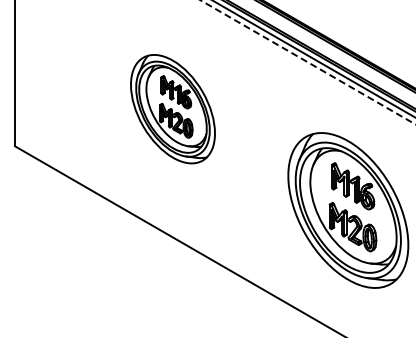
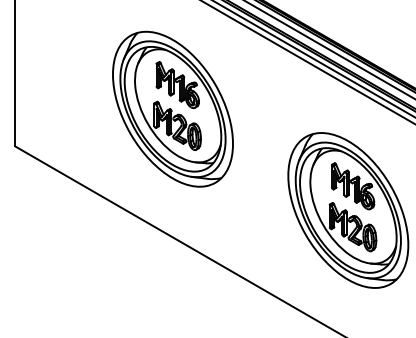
line: none -> present (329, 49)
line: dashed -> solid (307, 62)
part size: 86x111 px -> 122x158 px (172, 108)
